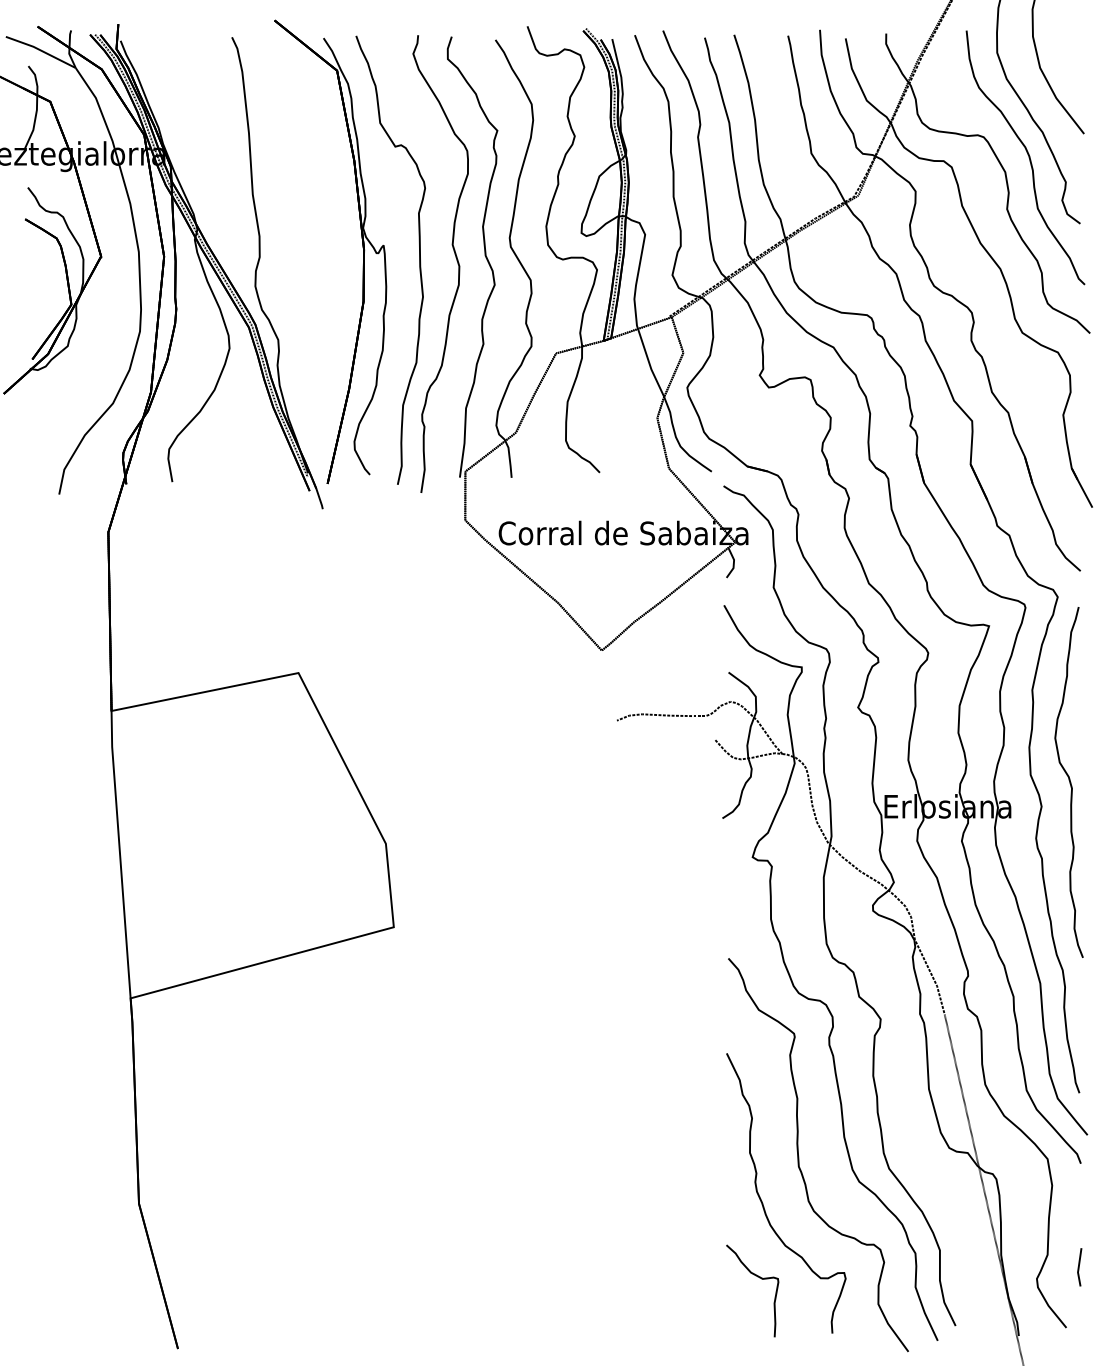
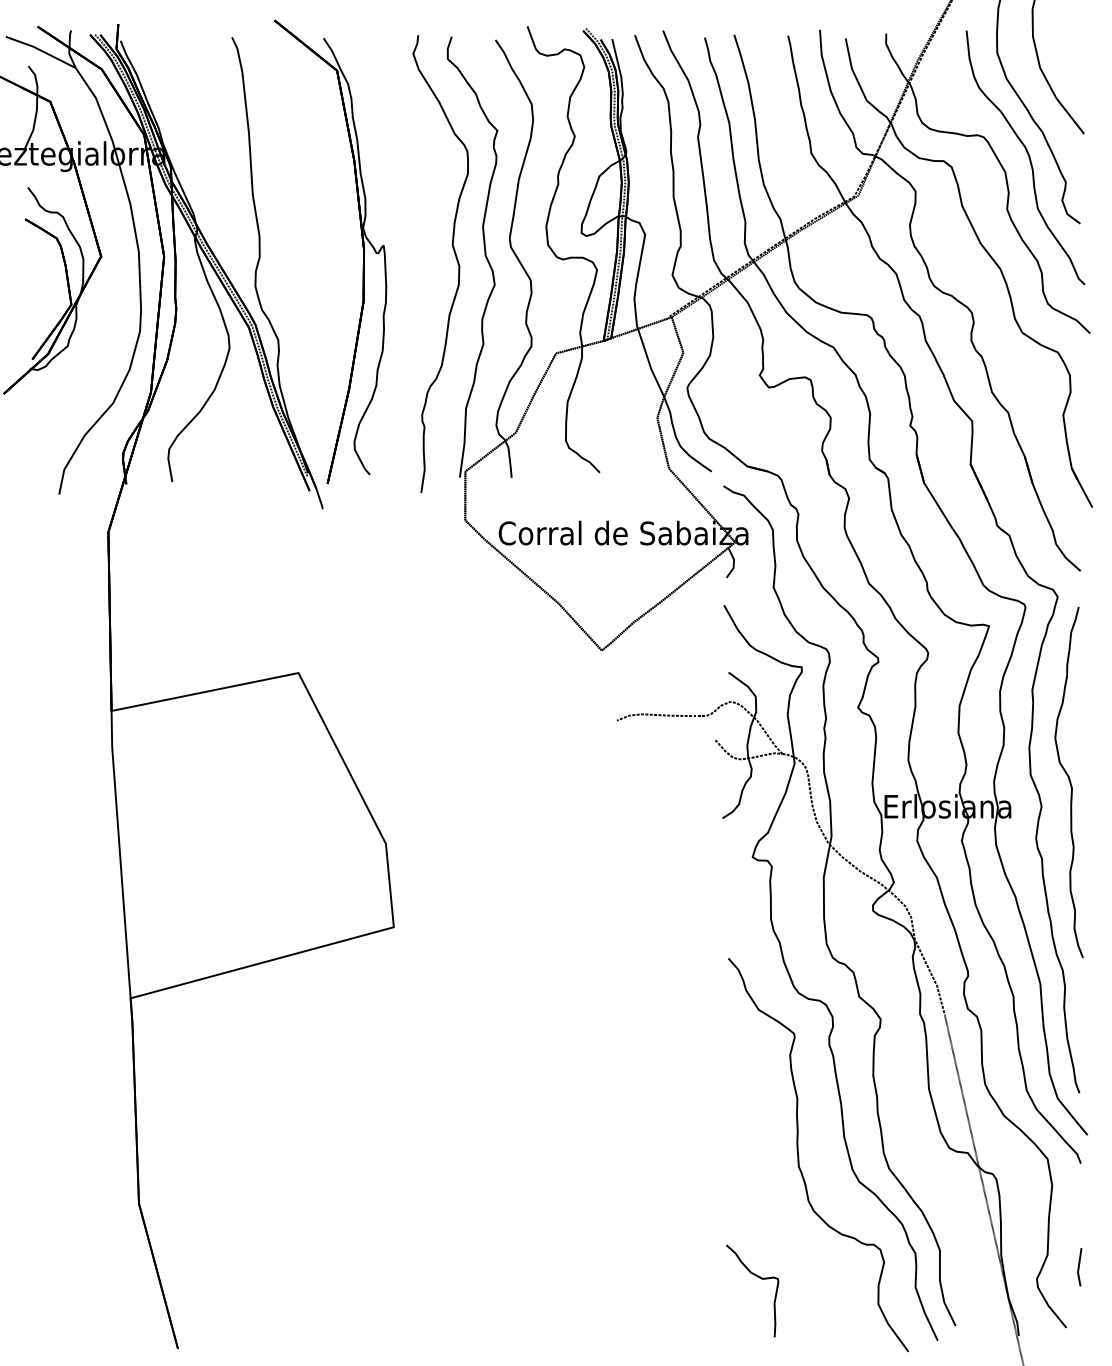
curve: present -> none (419, 259)
curve: present -> none (763, 1203)
